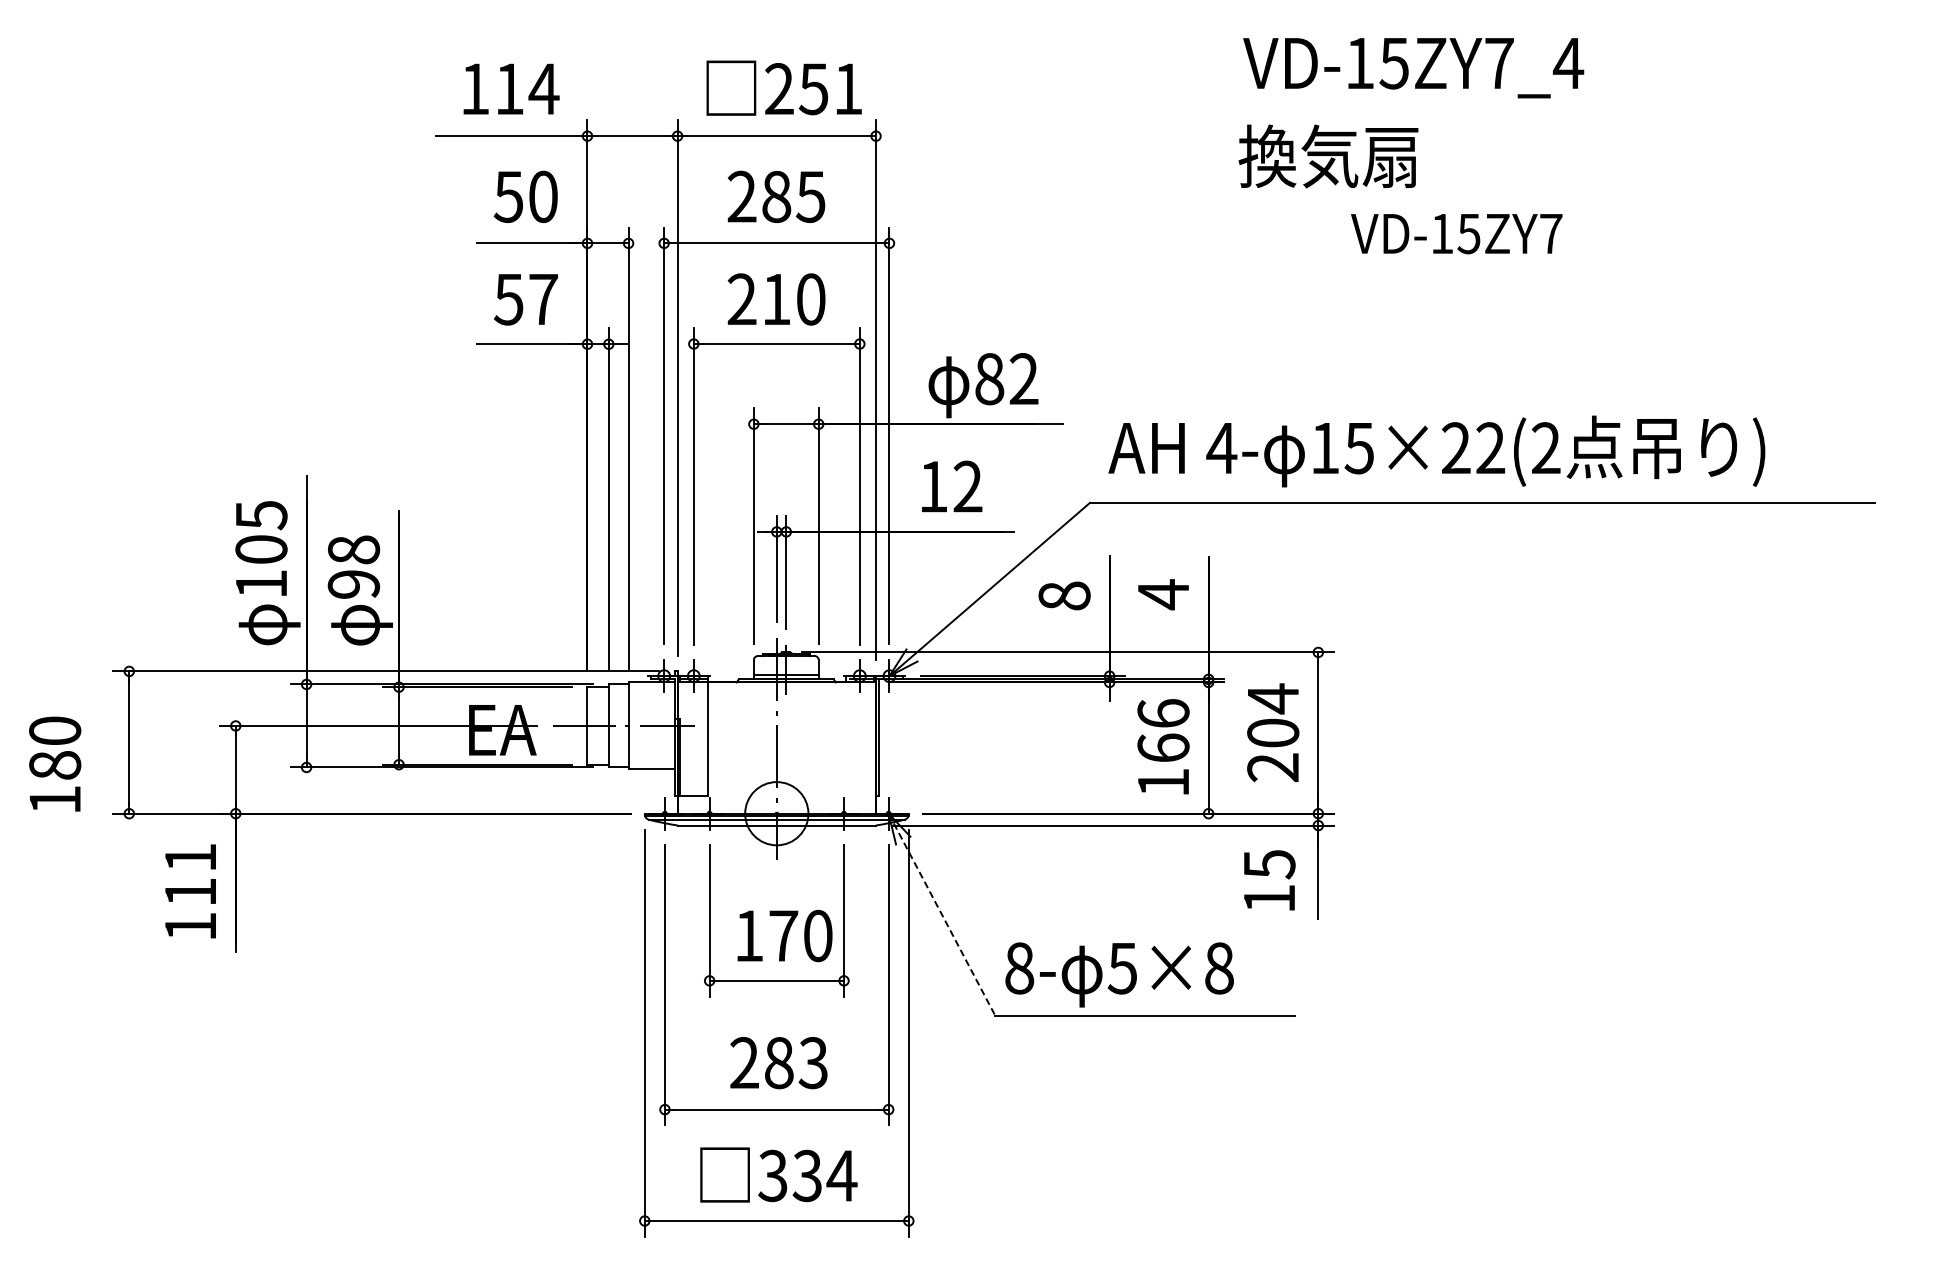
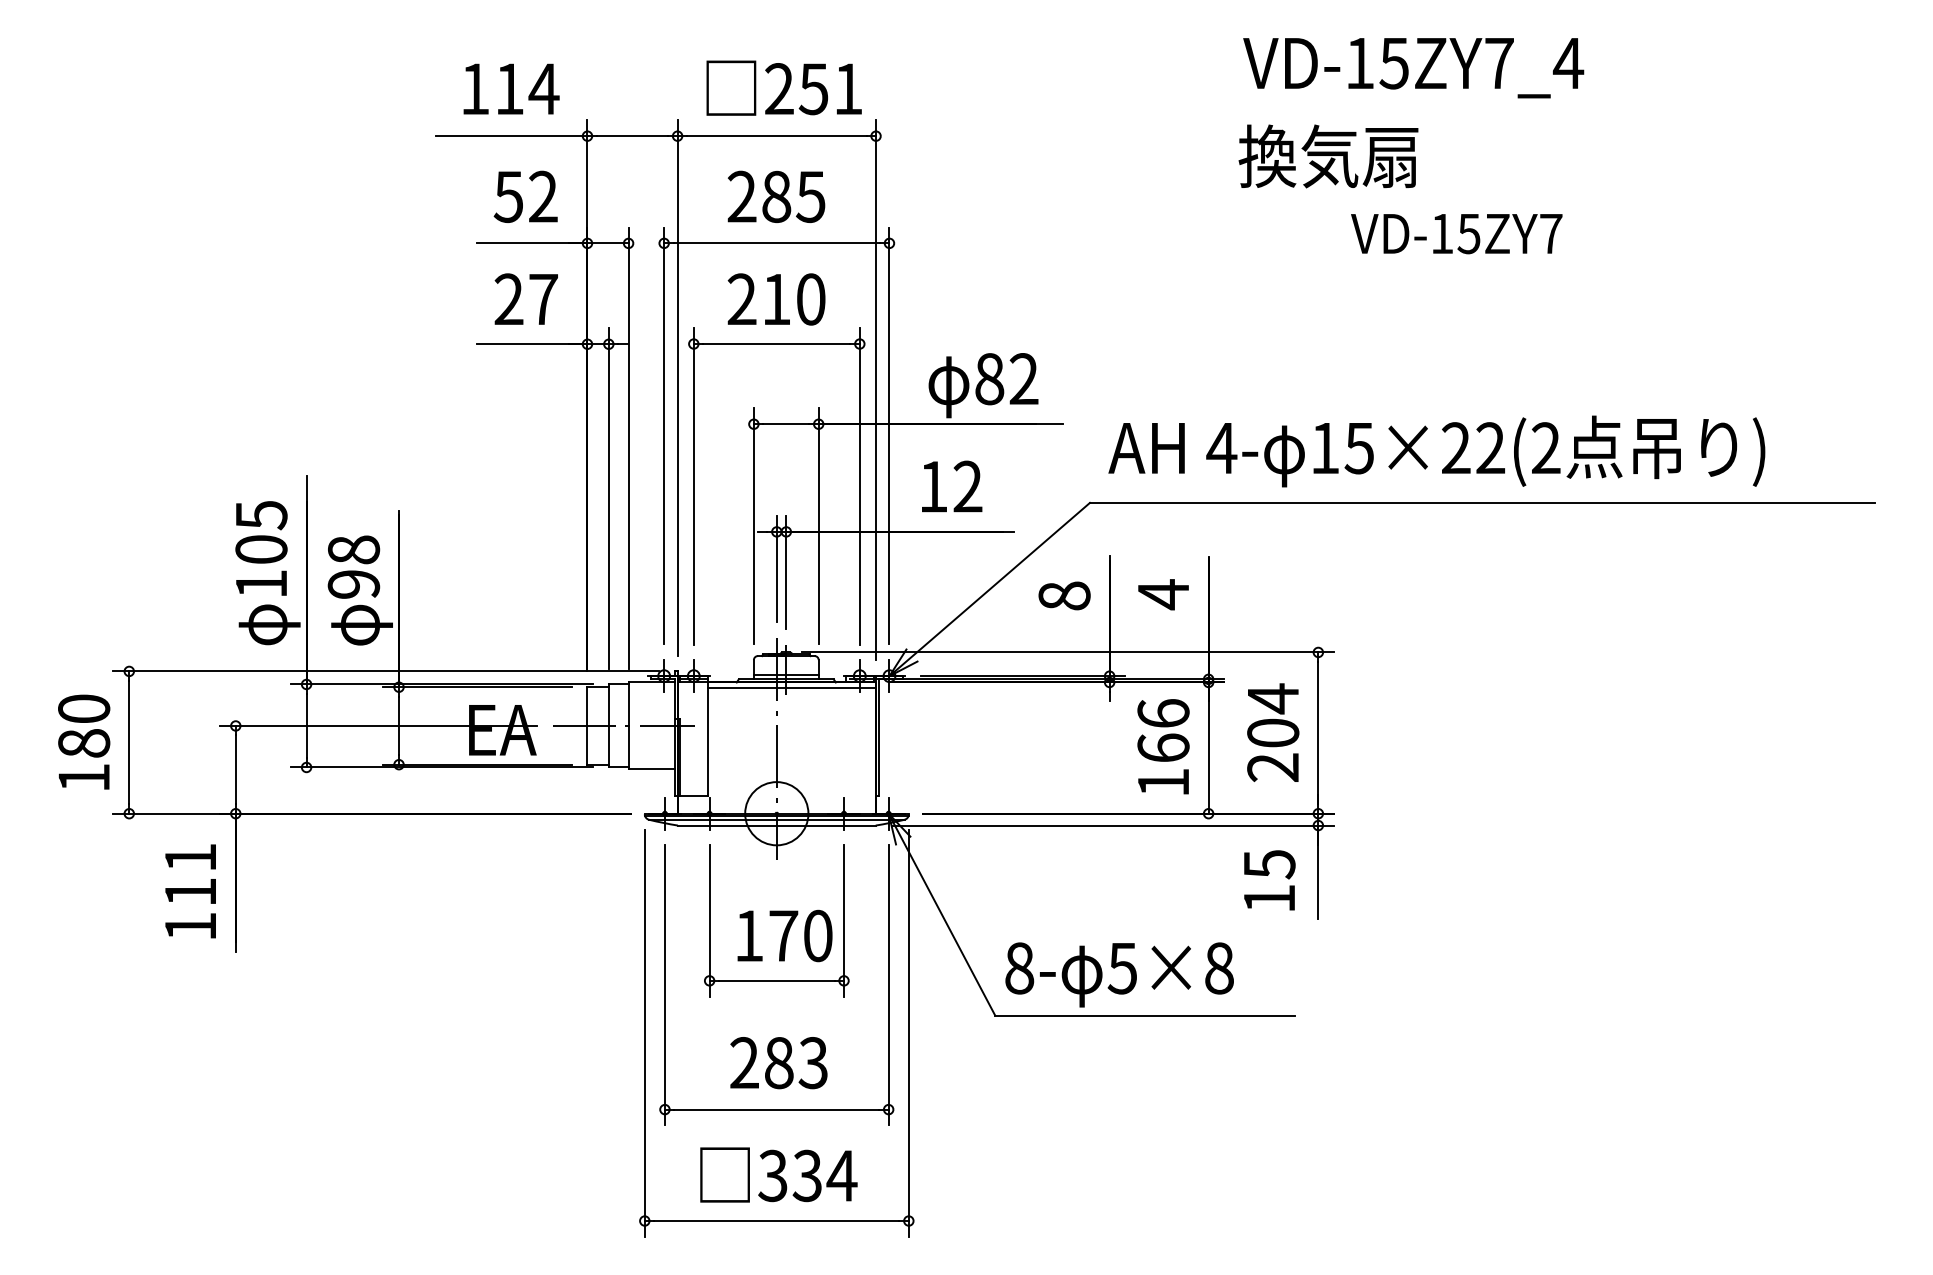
text: 50 -> 52 (543, 196)
text: 57 -> 27 (508, 299)
line: none -> present (791, 688)
text position: (55, 763) -> (84, 741) (84, 741)
line: dashed -> solid (942, 915)
